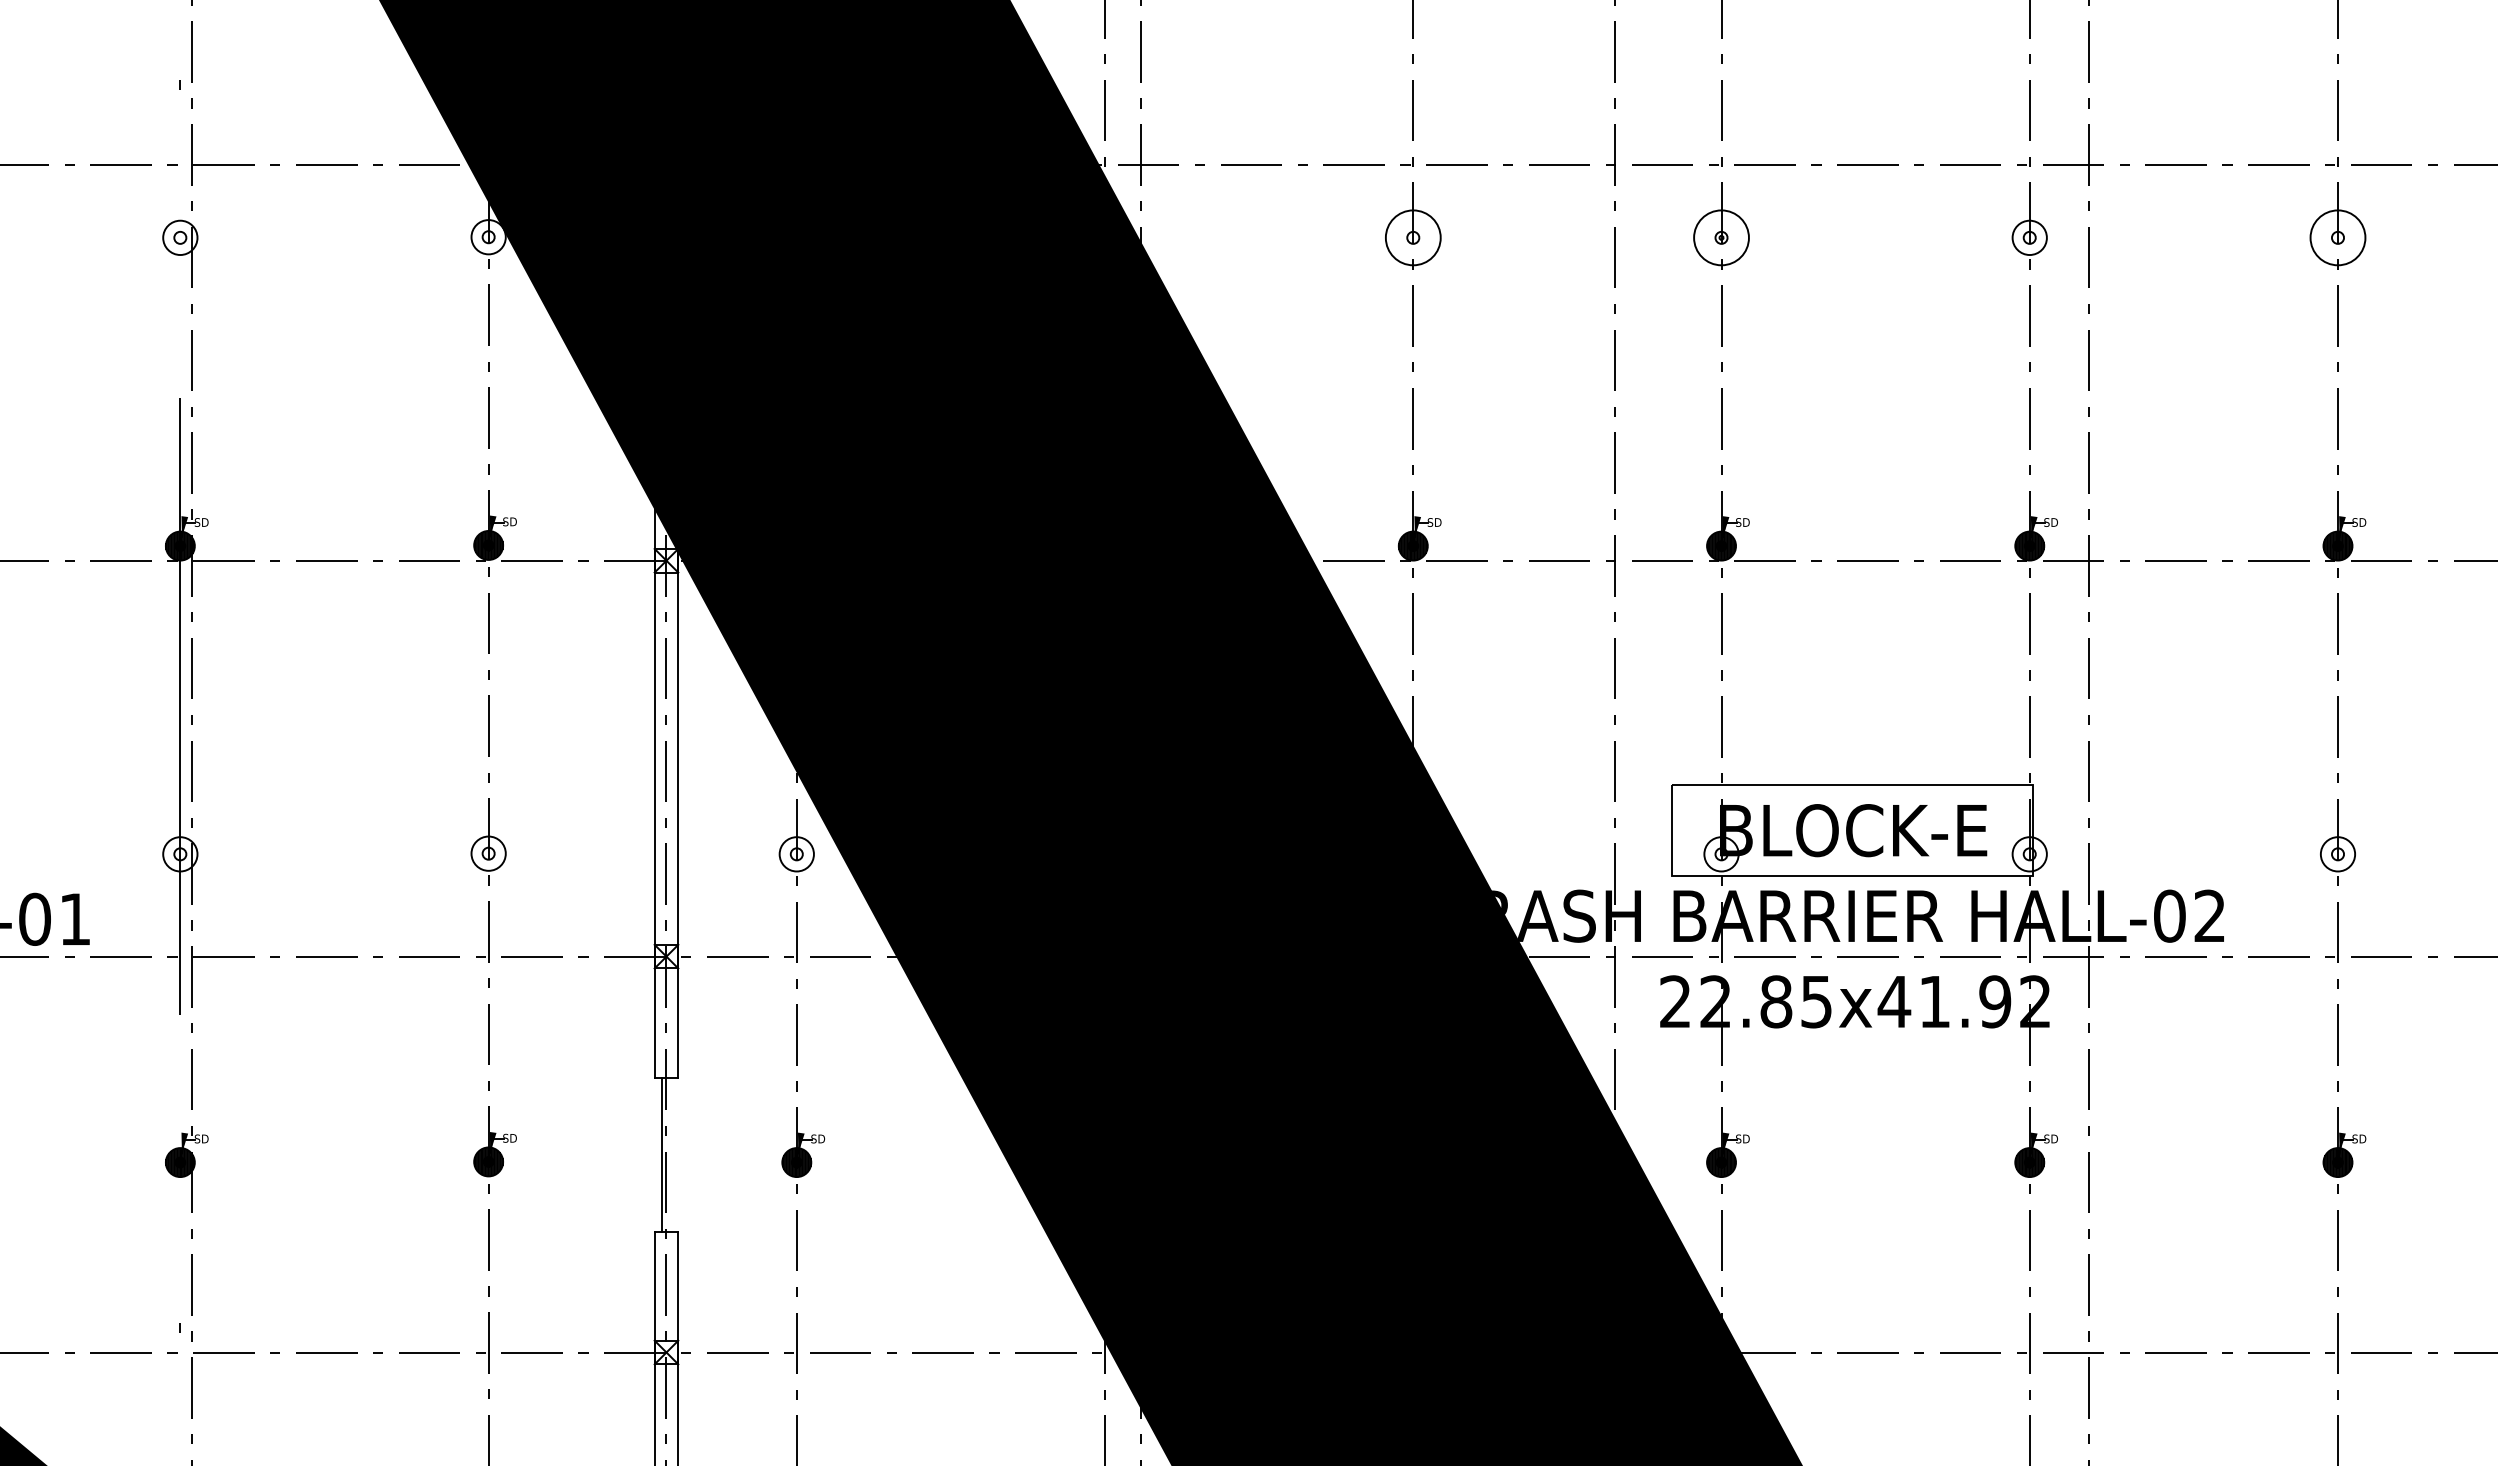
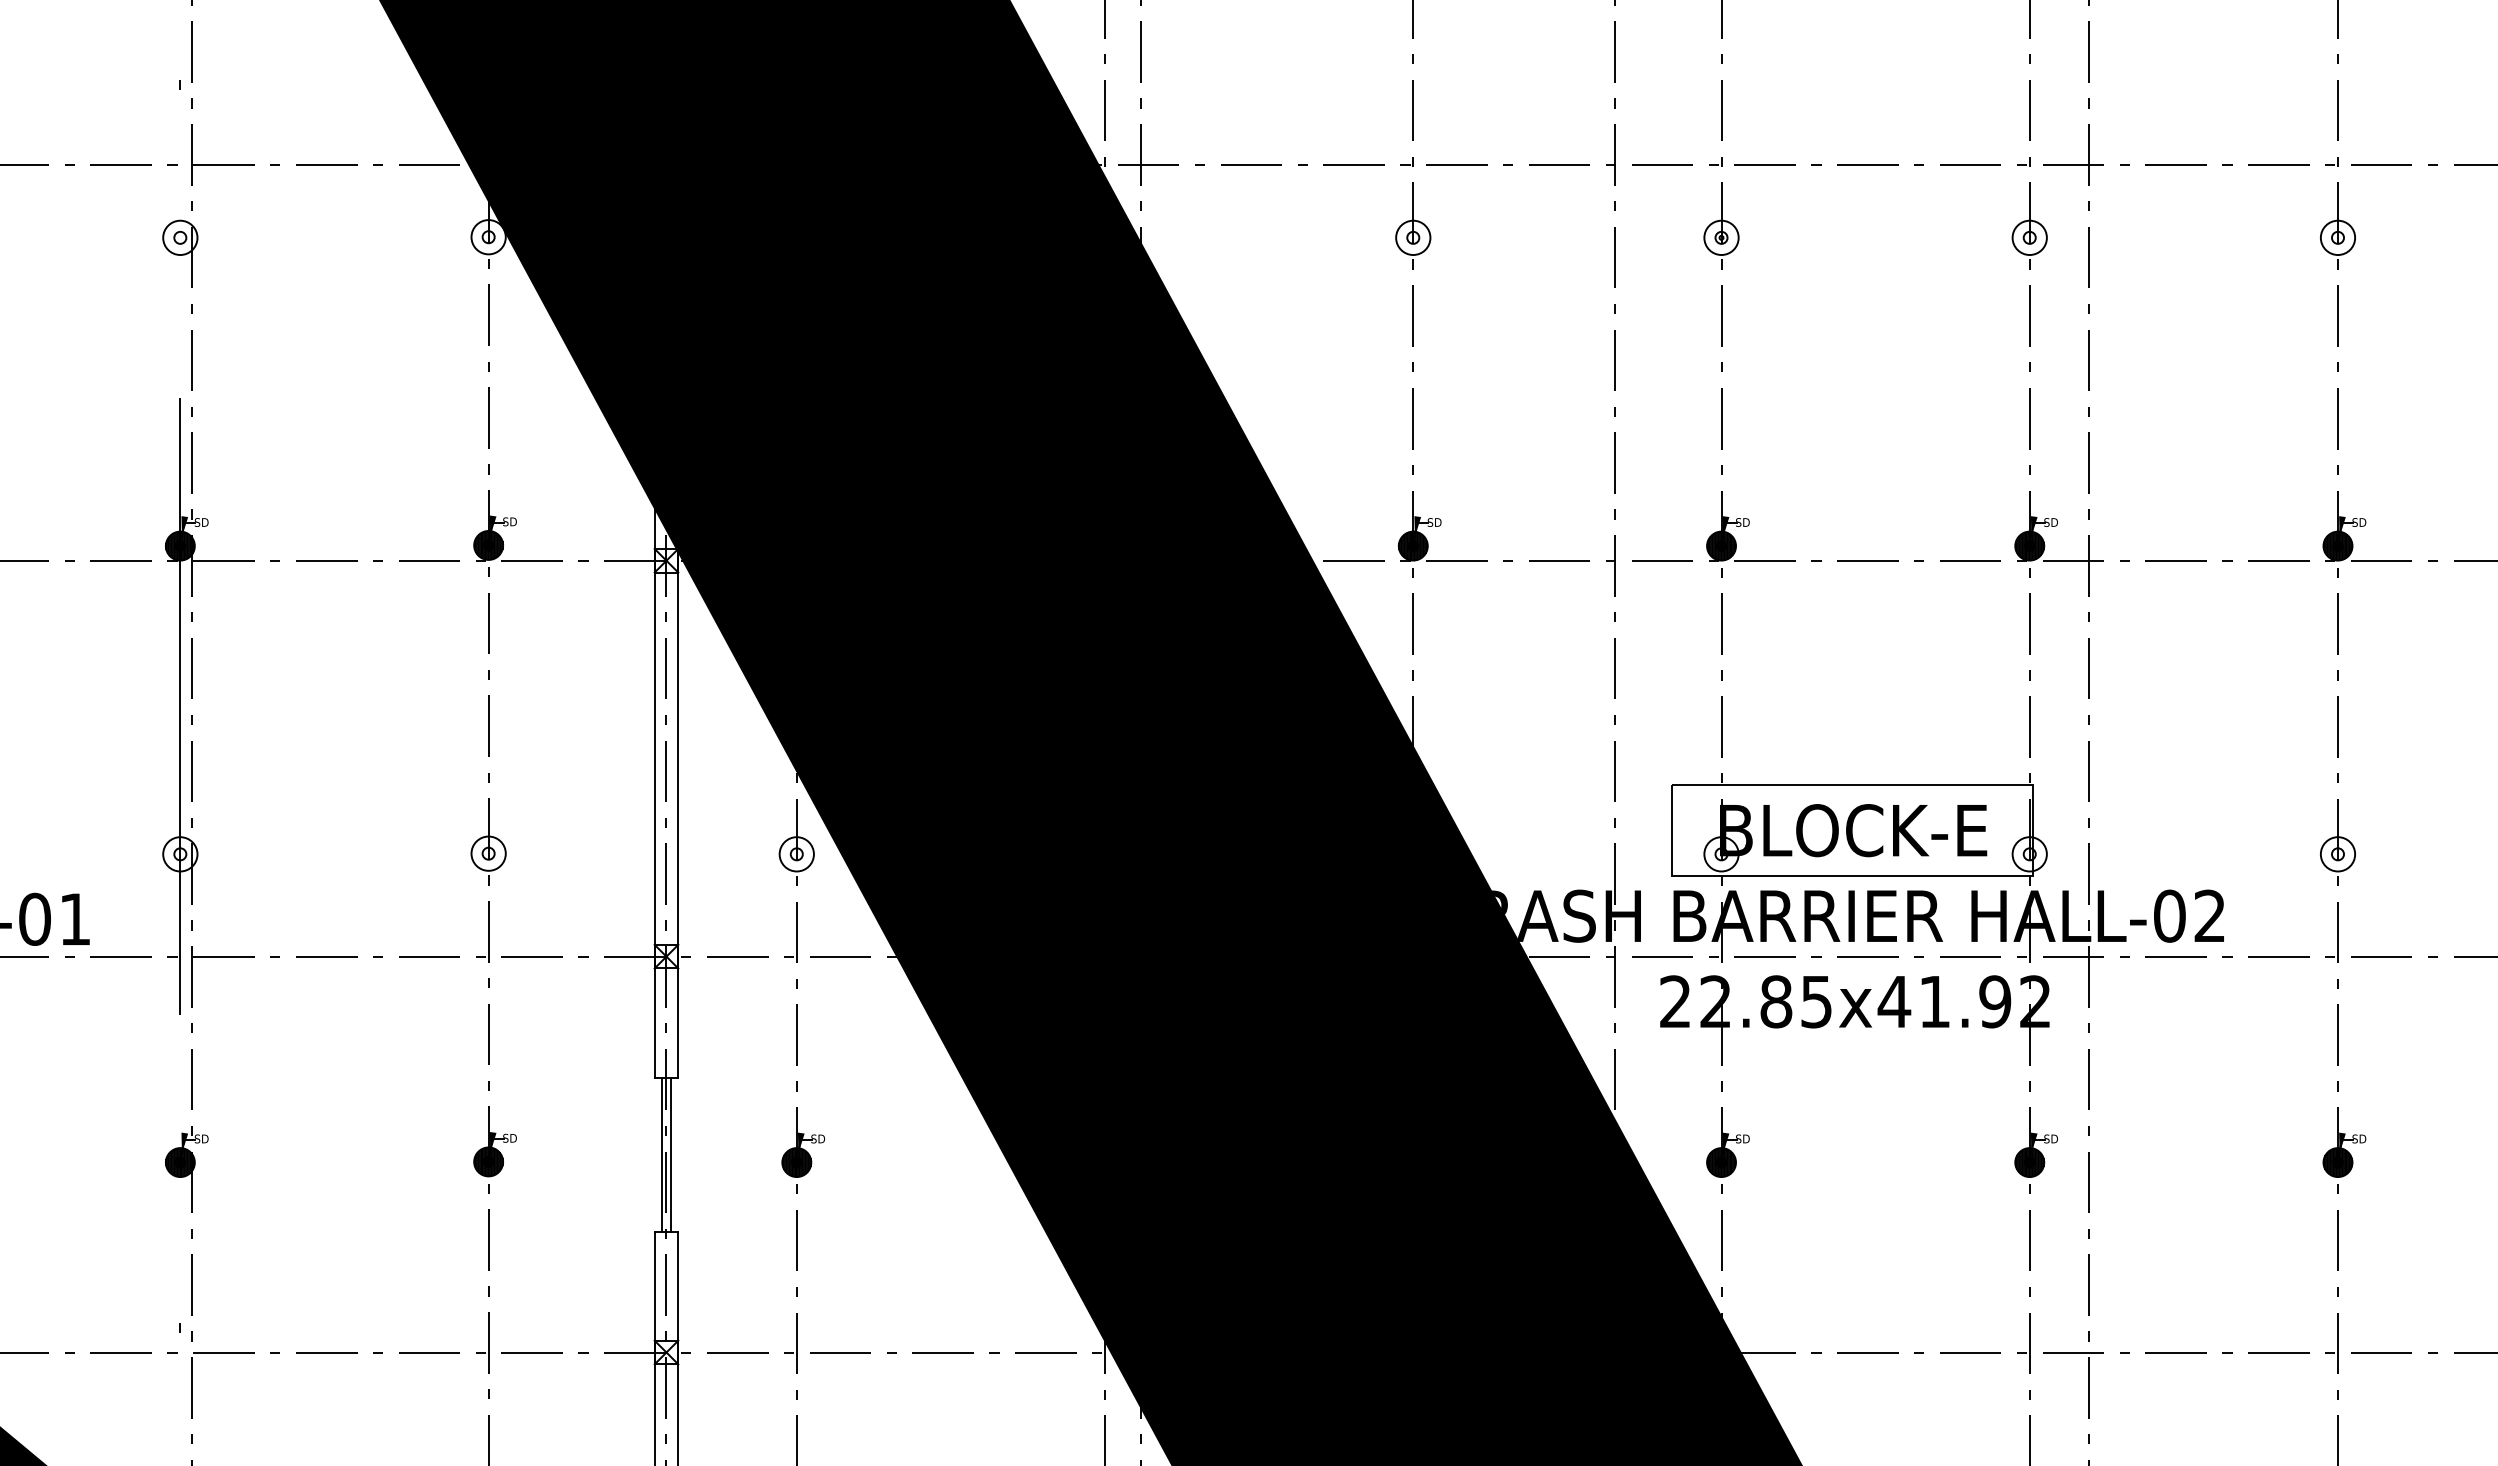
circle diameter: 55 px -> 34 px (1413, 237)
circle diameter: 55 px -> 34 px (1721, 237)
circle diameter: 55 px -> 34 px (2337, 237)
line: none -> present (670, 1154)
